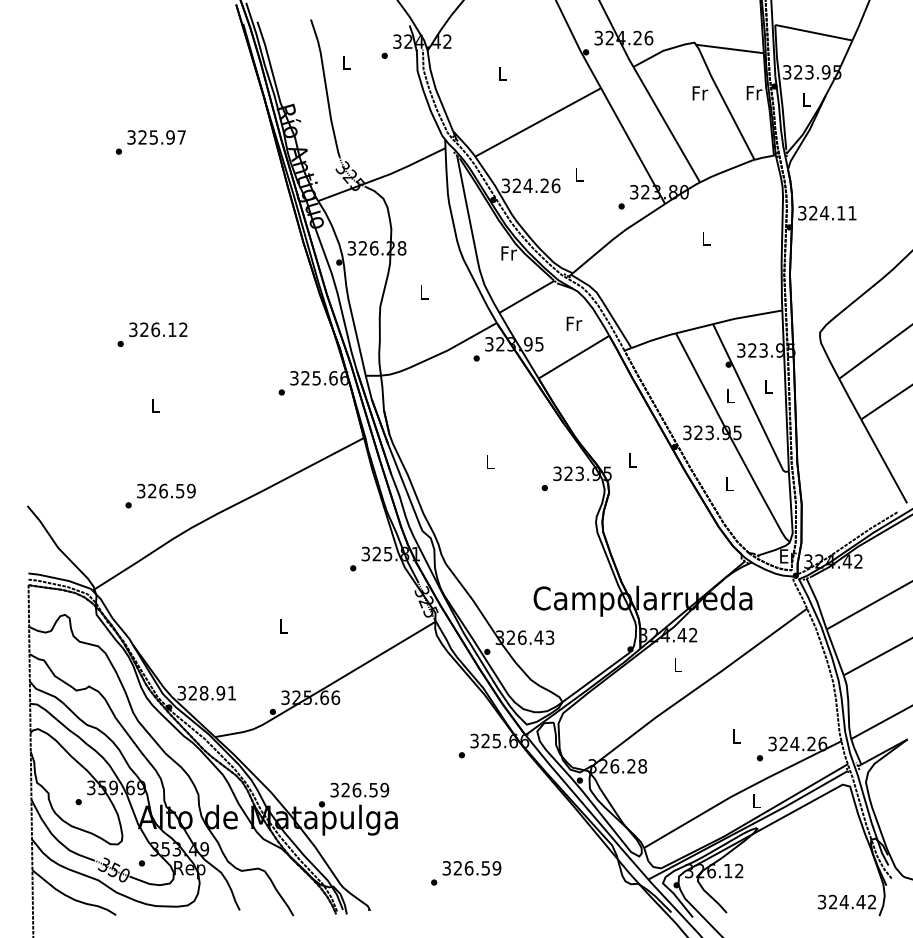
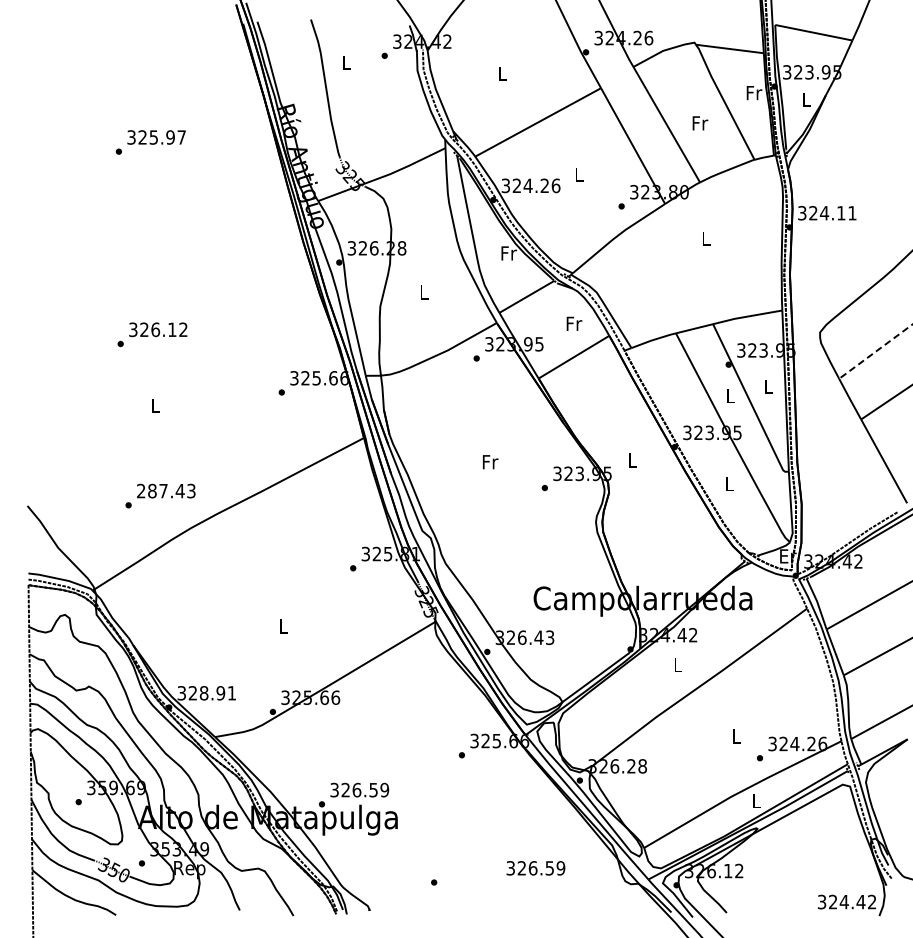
text position: (700, 93) -> (700, 123) (700, 123)
line: solid -> dashed (875, 352)
text: L -> Fr (490, 462)
text: 326.59 -> 287.43 (166, 490)
text position: (471, 868) -> (535, 868) (535, 868)
